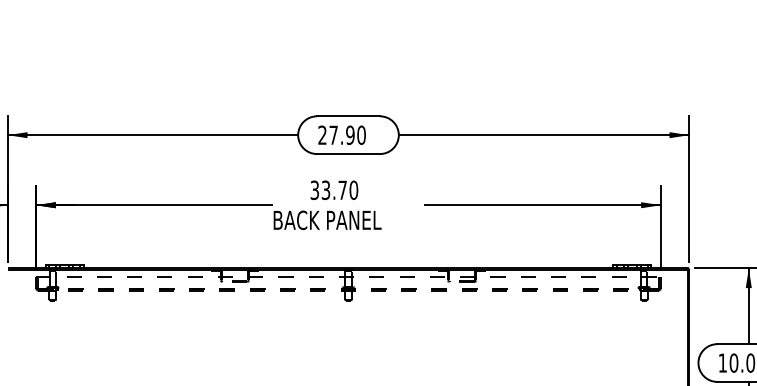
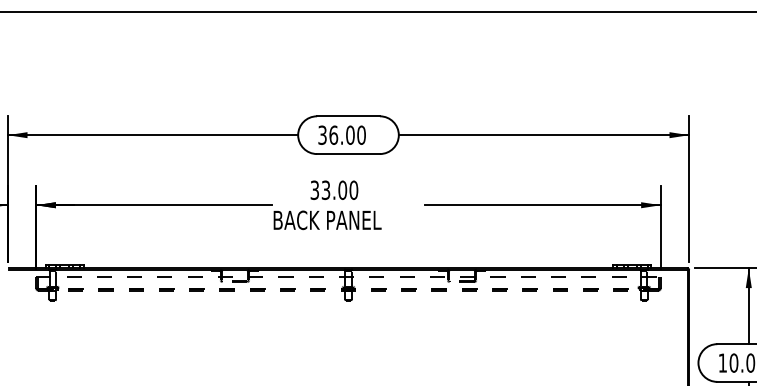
line: none -> present (377, 11)
text: 27.90 -> 36.00 (336, 134)
text: 33.70 -> 33.00 (342, 189)
